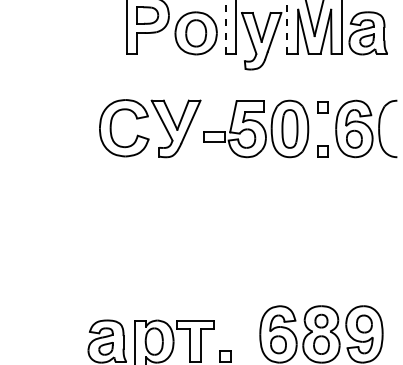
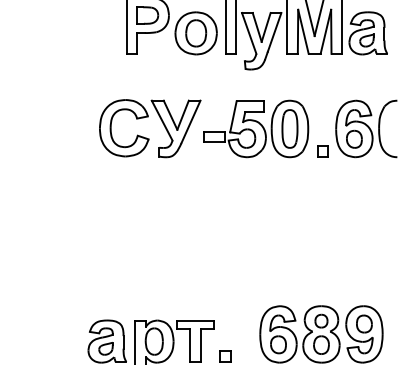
line: dashed -> solid (225, 26)
line: dashed -> solid (287, 26)
part: present -> none (322, 107)
